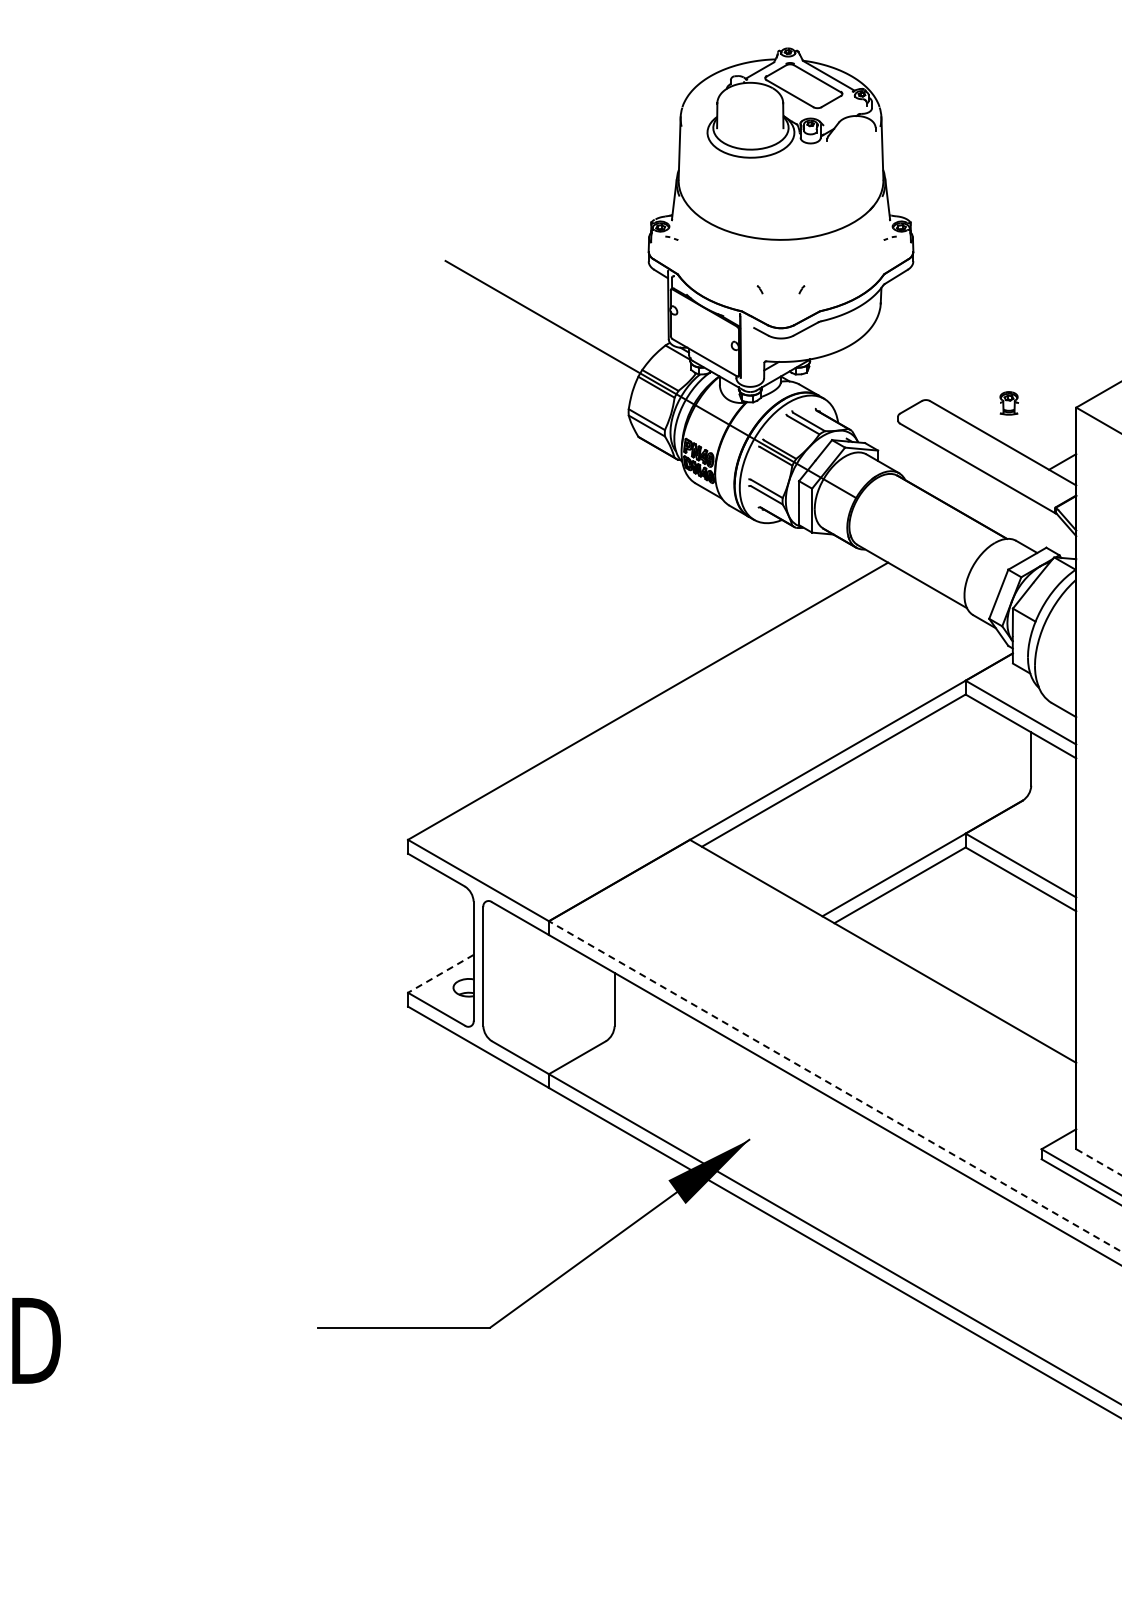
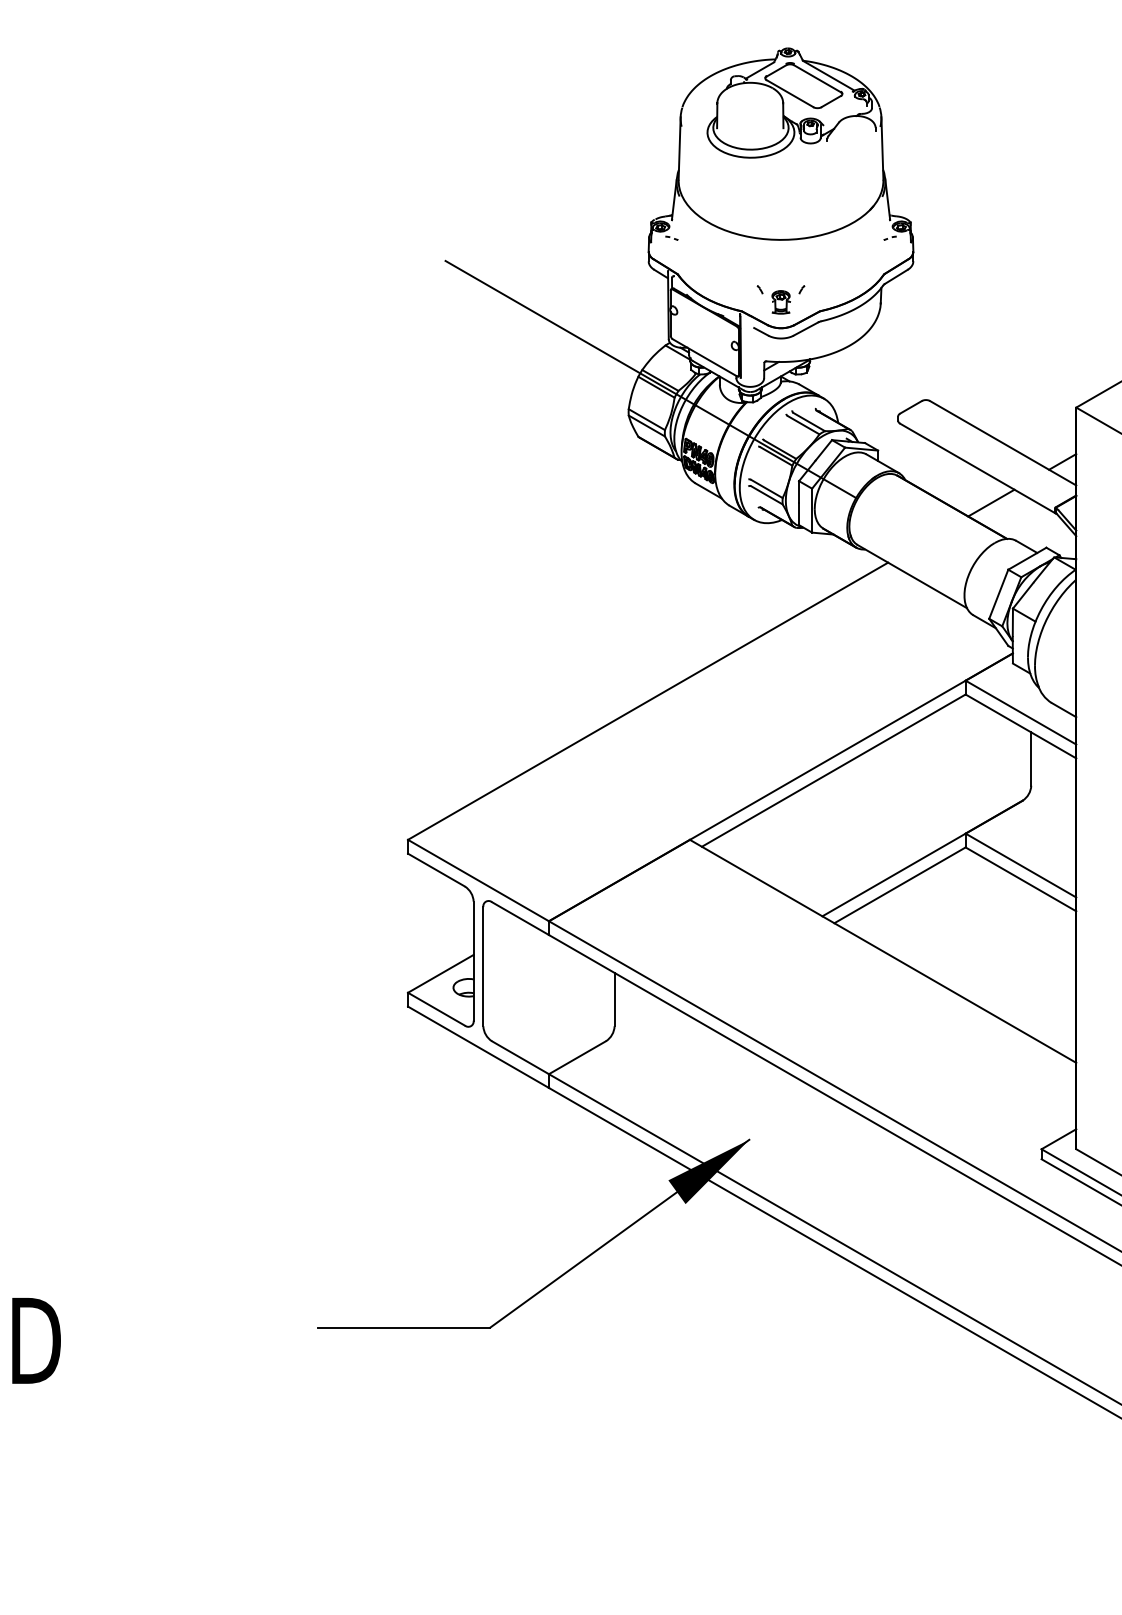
part position: (1008, 403) -> (780, 302) (780, 302)
line: none -> present (991, 502)
line: dashed -> solid (440, 973)
line: dashed -> solid (835, 1086)
line: dashed -> solid (1099, 1162)
